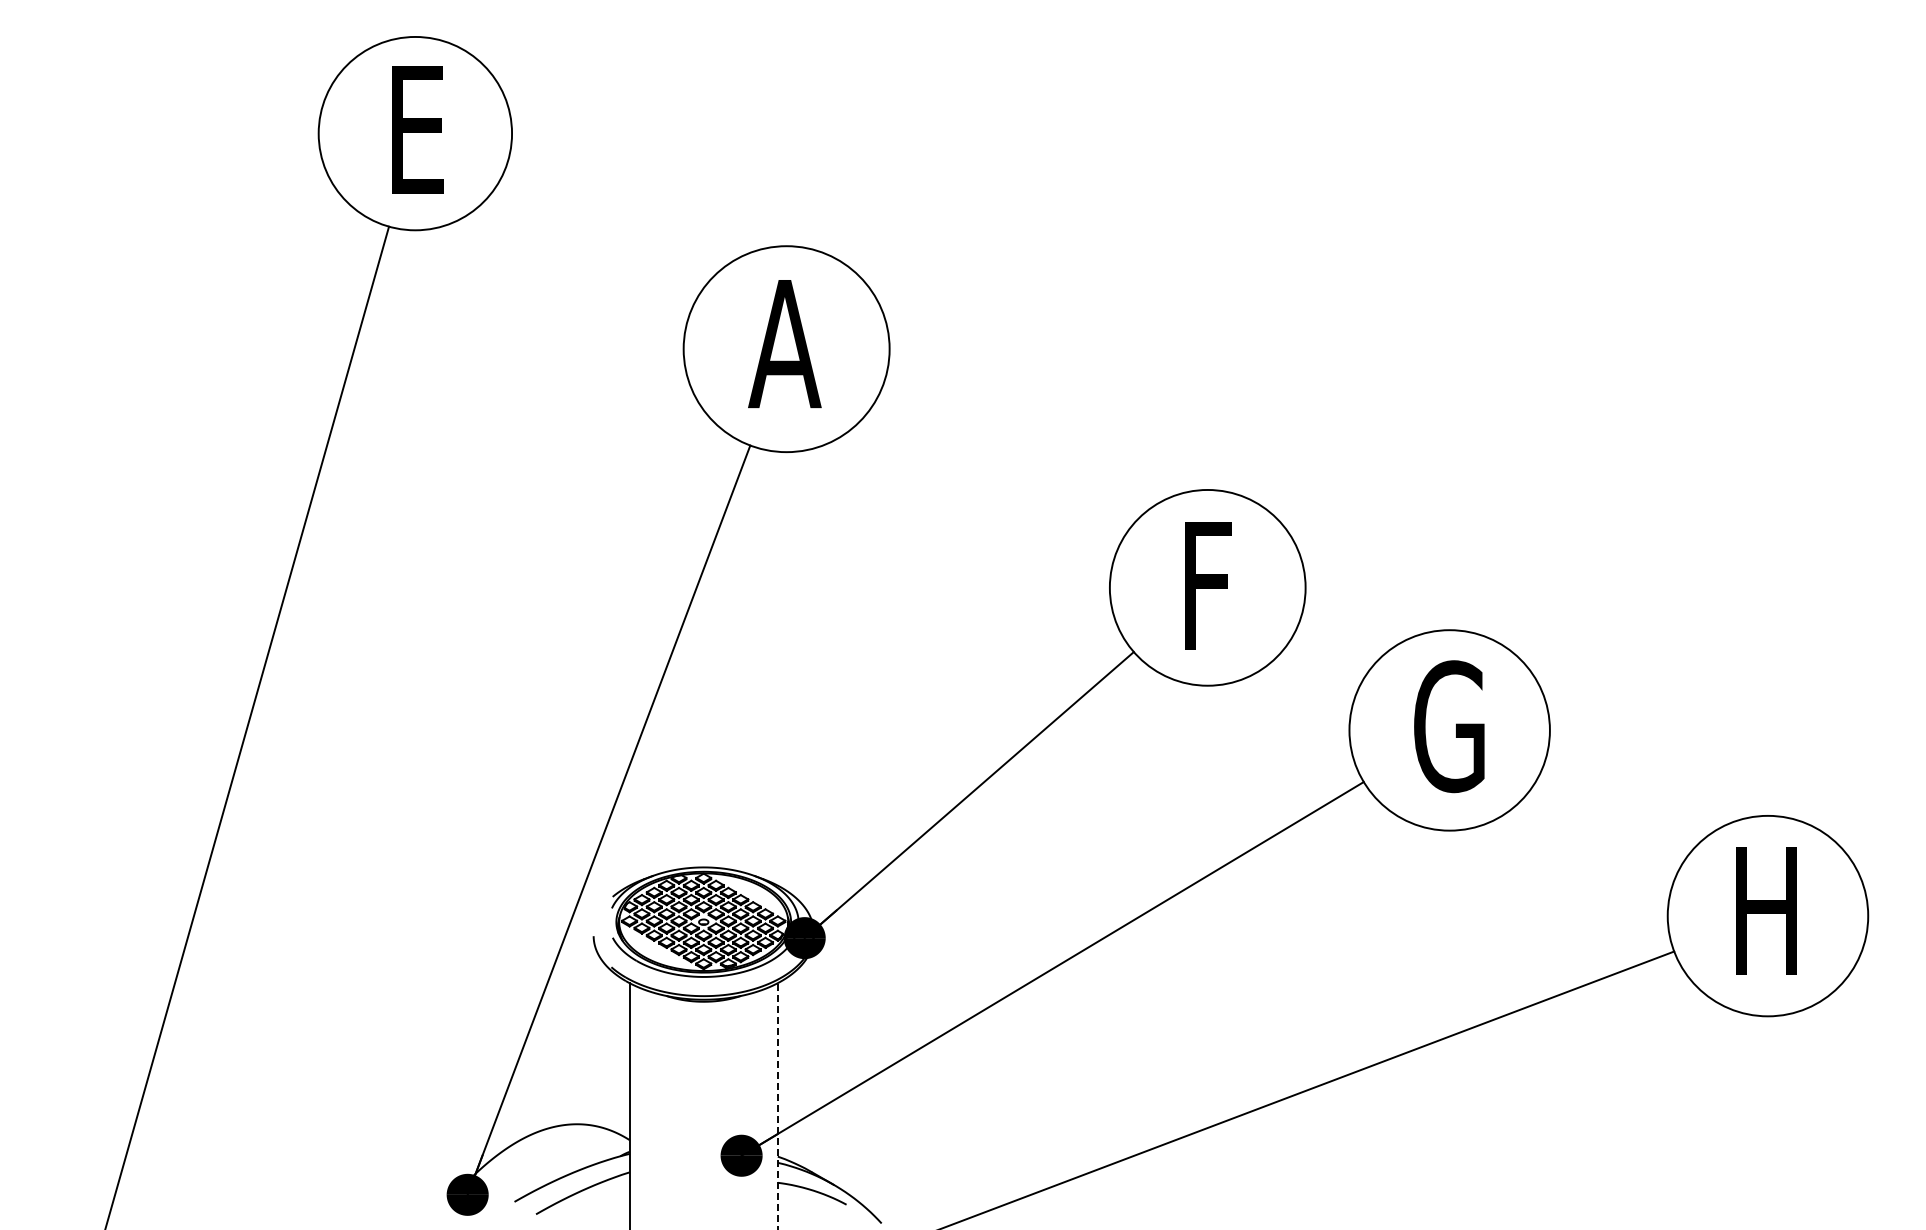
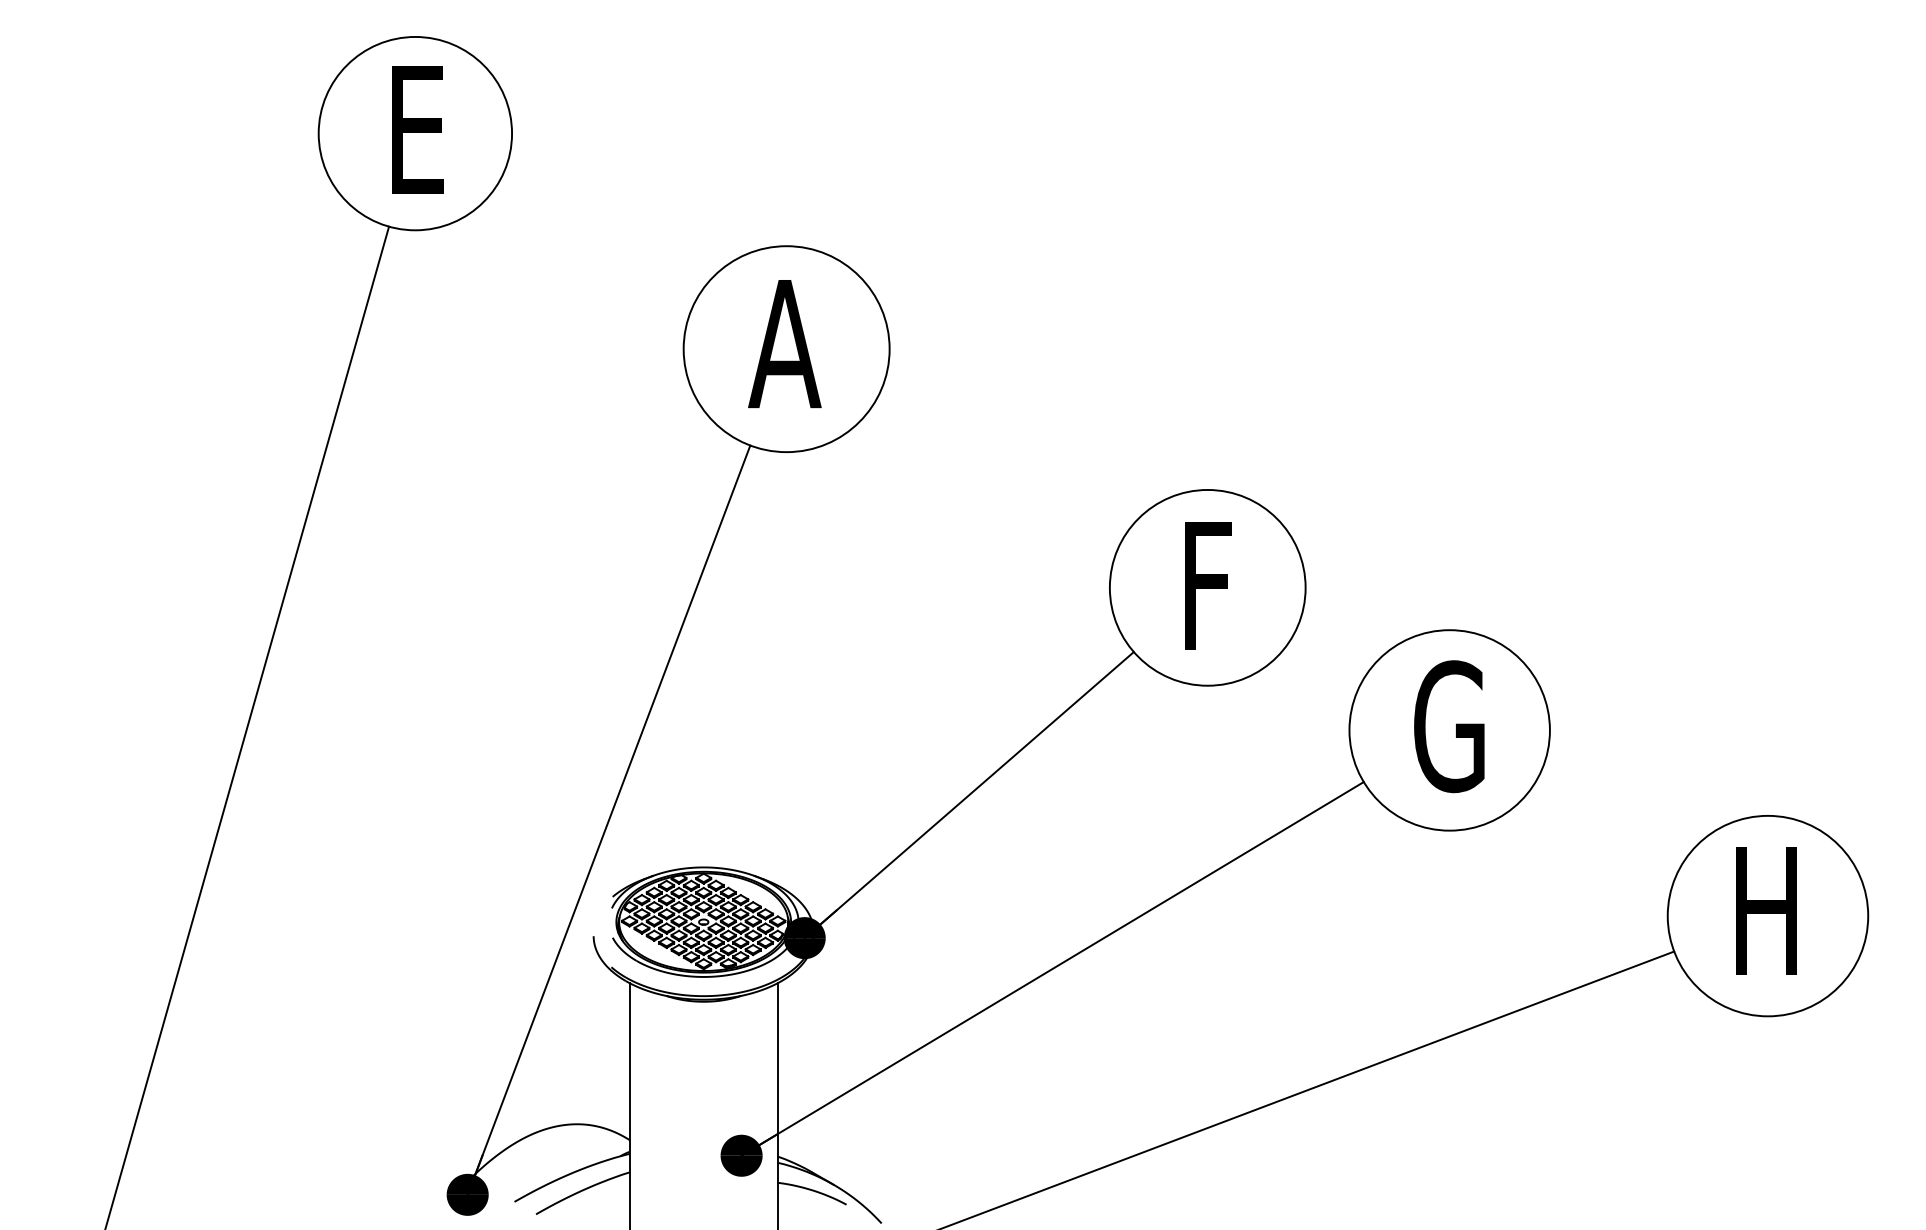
line: dashed -> solid (777, 1106)
